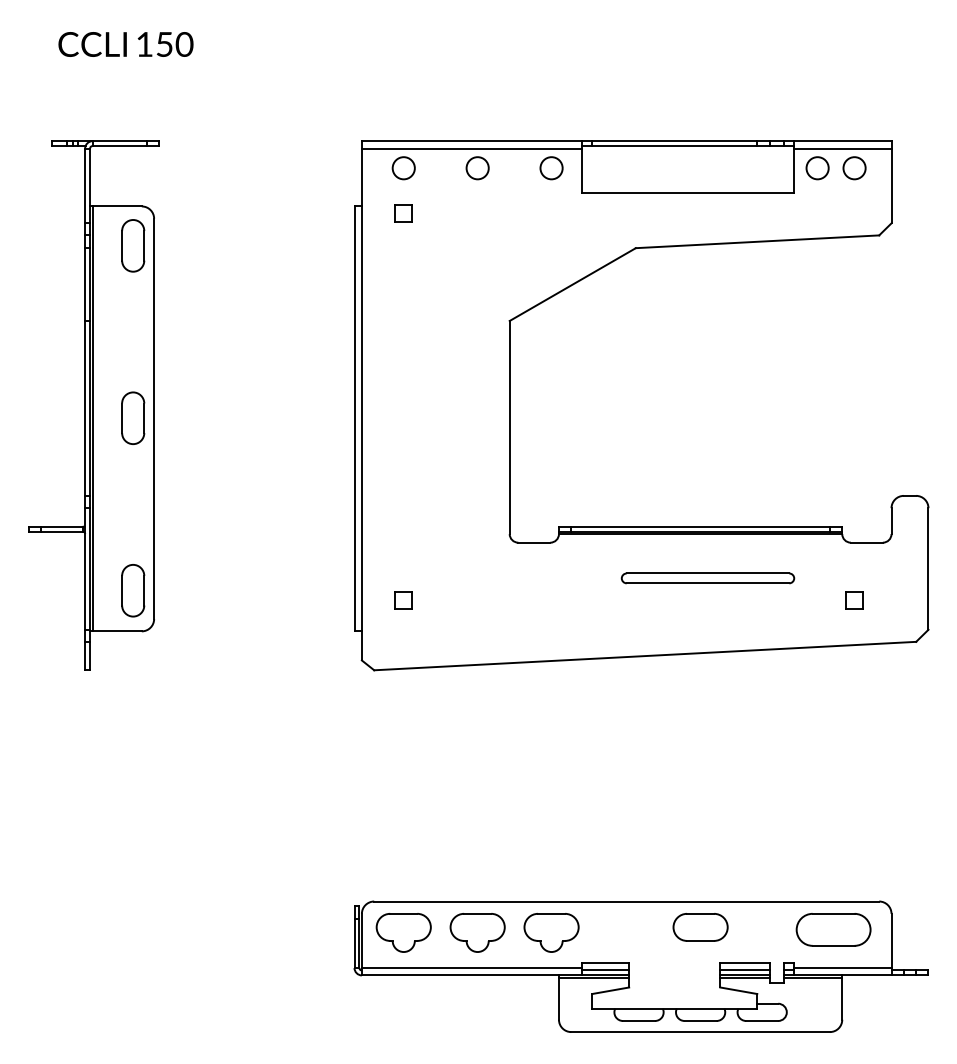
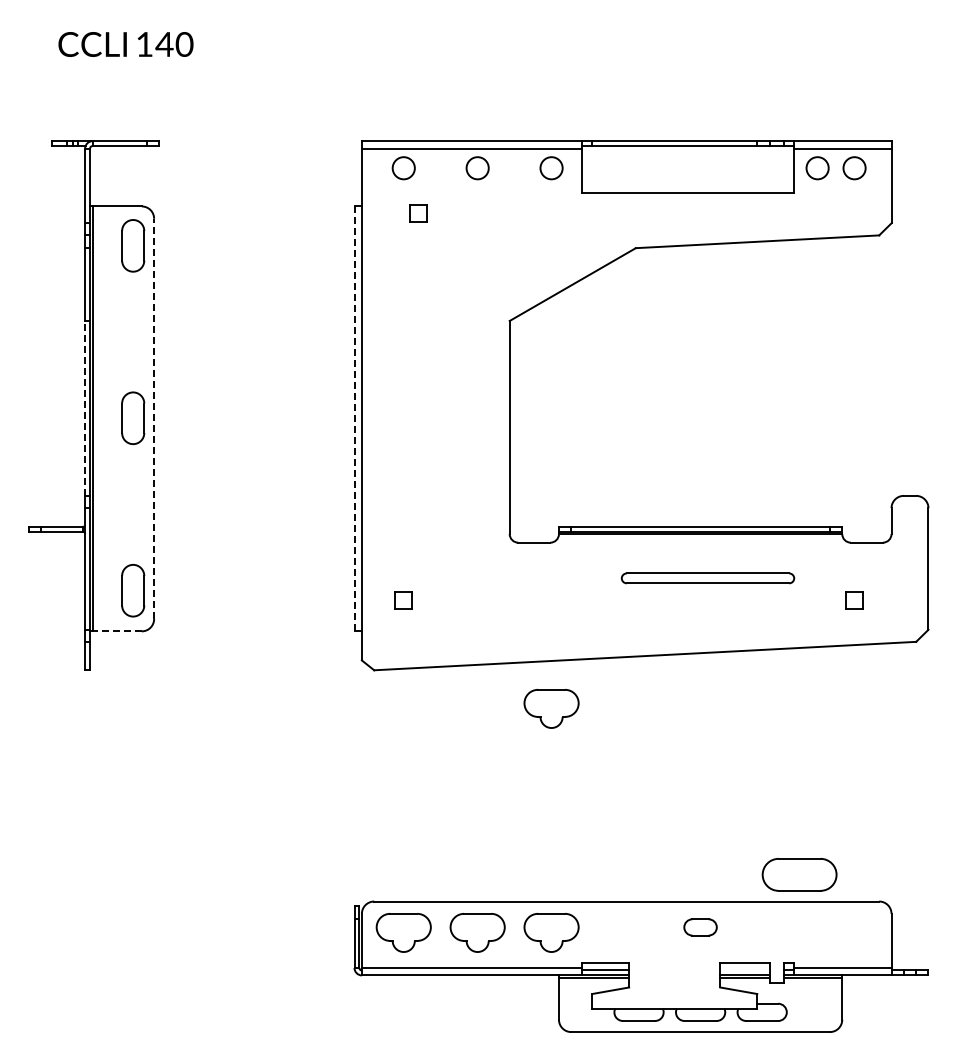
text: 150 -> 140 (164, 44)
part position: (403, 213) -> (418, 213) (418, 213)
line: solid -> dashed (85, 407)
line: solid -> dashed (154, 418)
line: solid -> dashed (354, 418)
line: solid -> dashed (117, 631)
part: none -> present (551, 708)
part size: 57x29 px -> 35x19 px (700, 927)
part position: (833, 929) -> (799, 874) (799, 874)
line: present -> none (744, 970)
